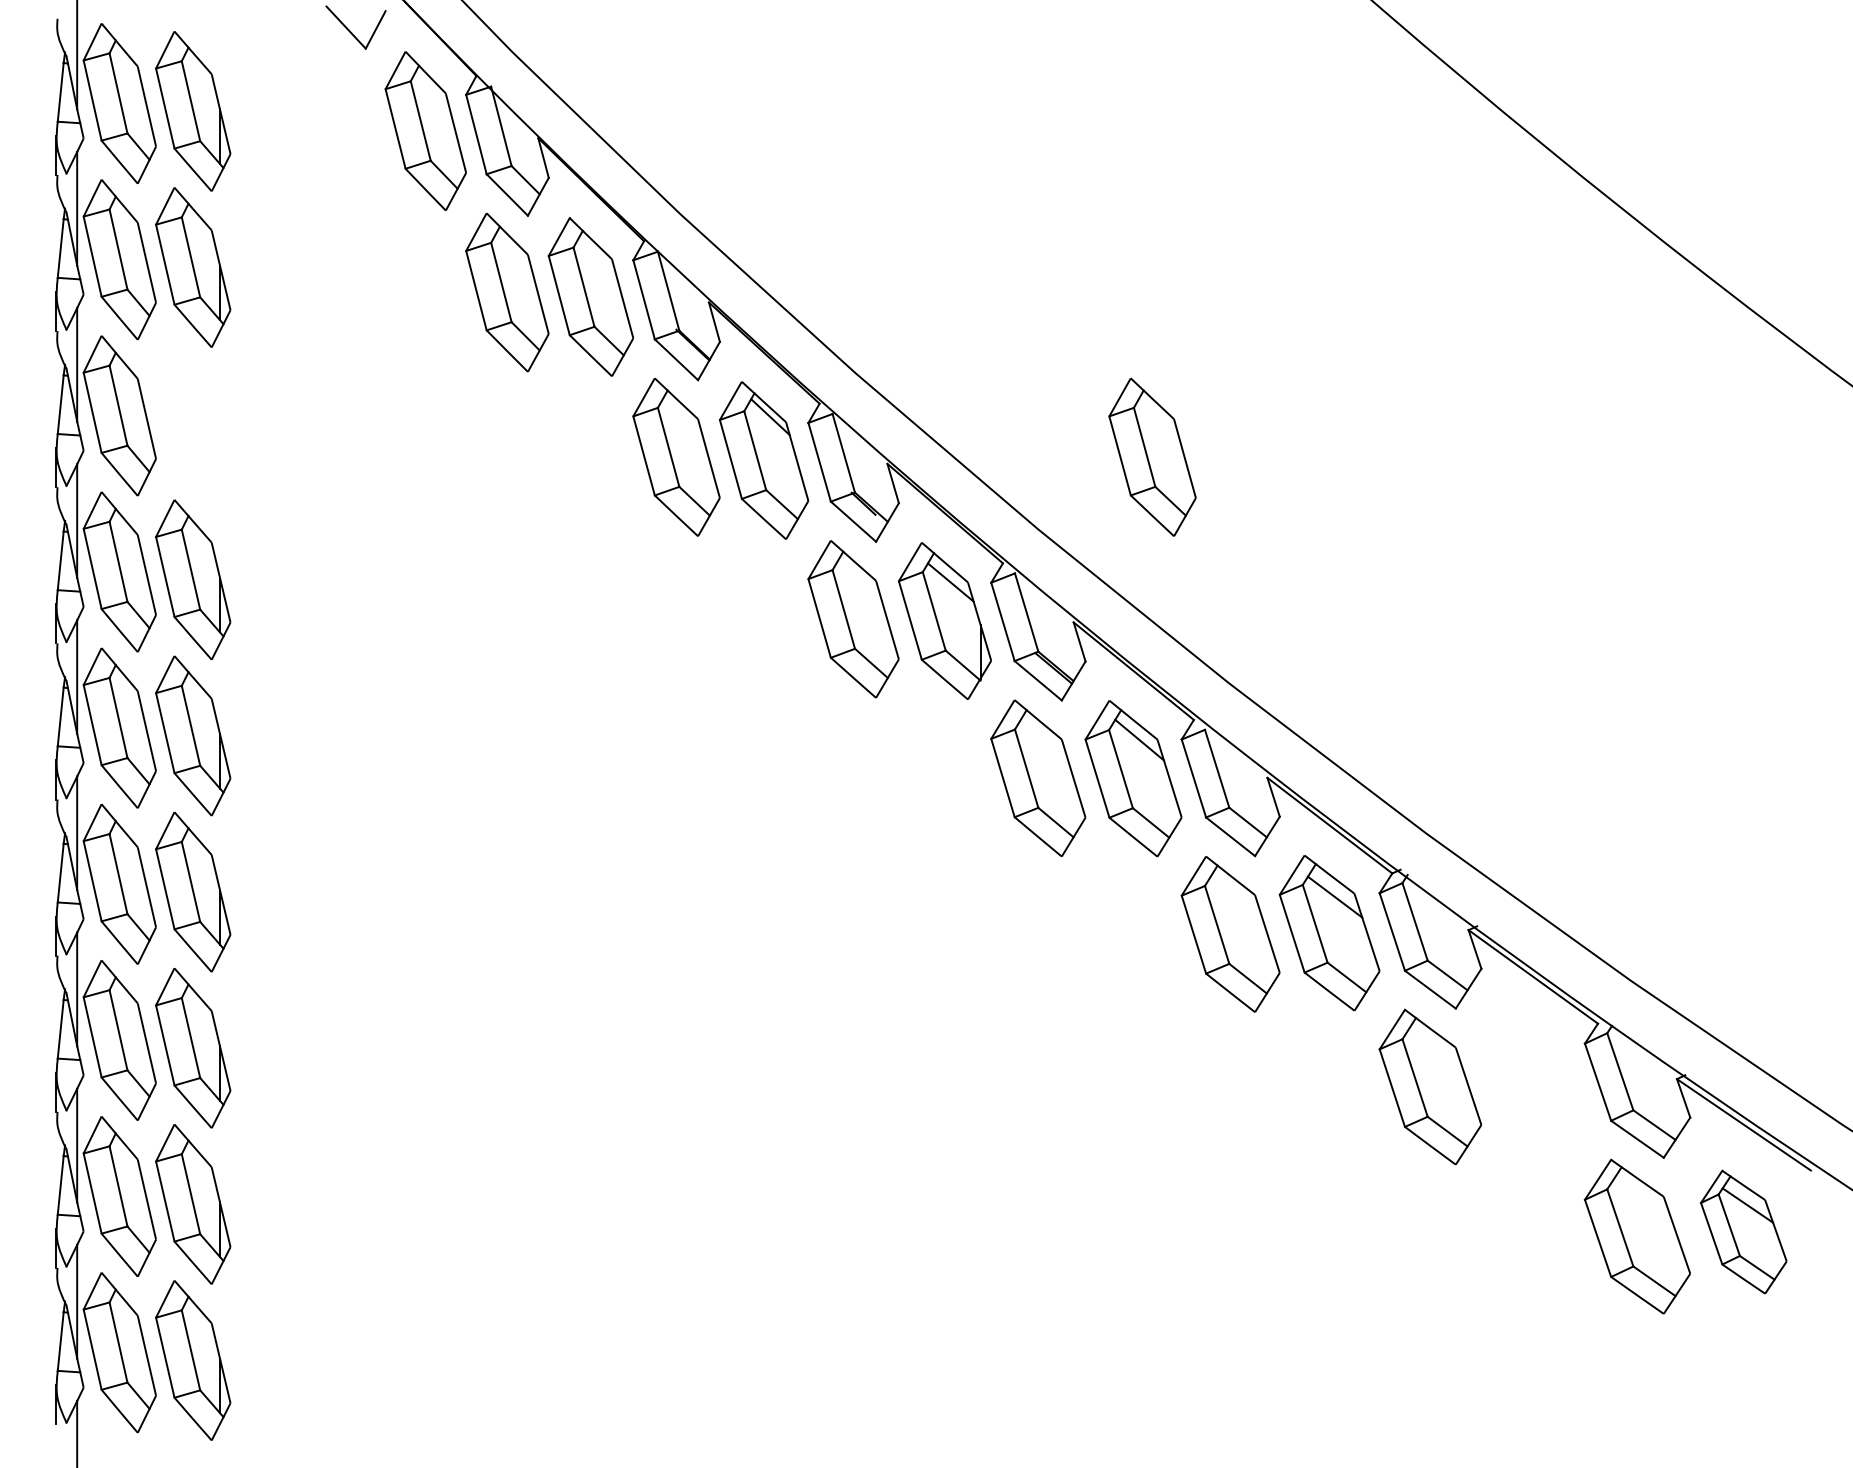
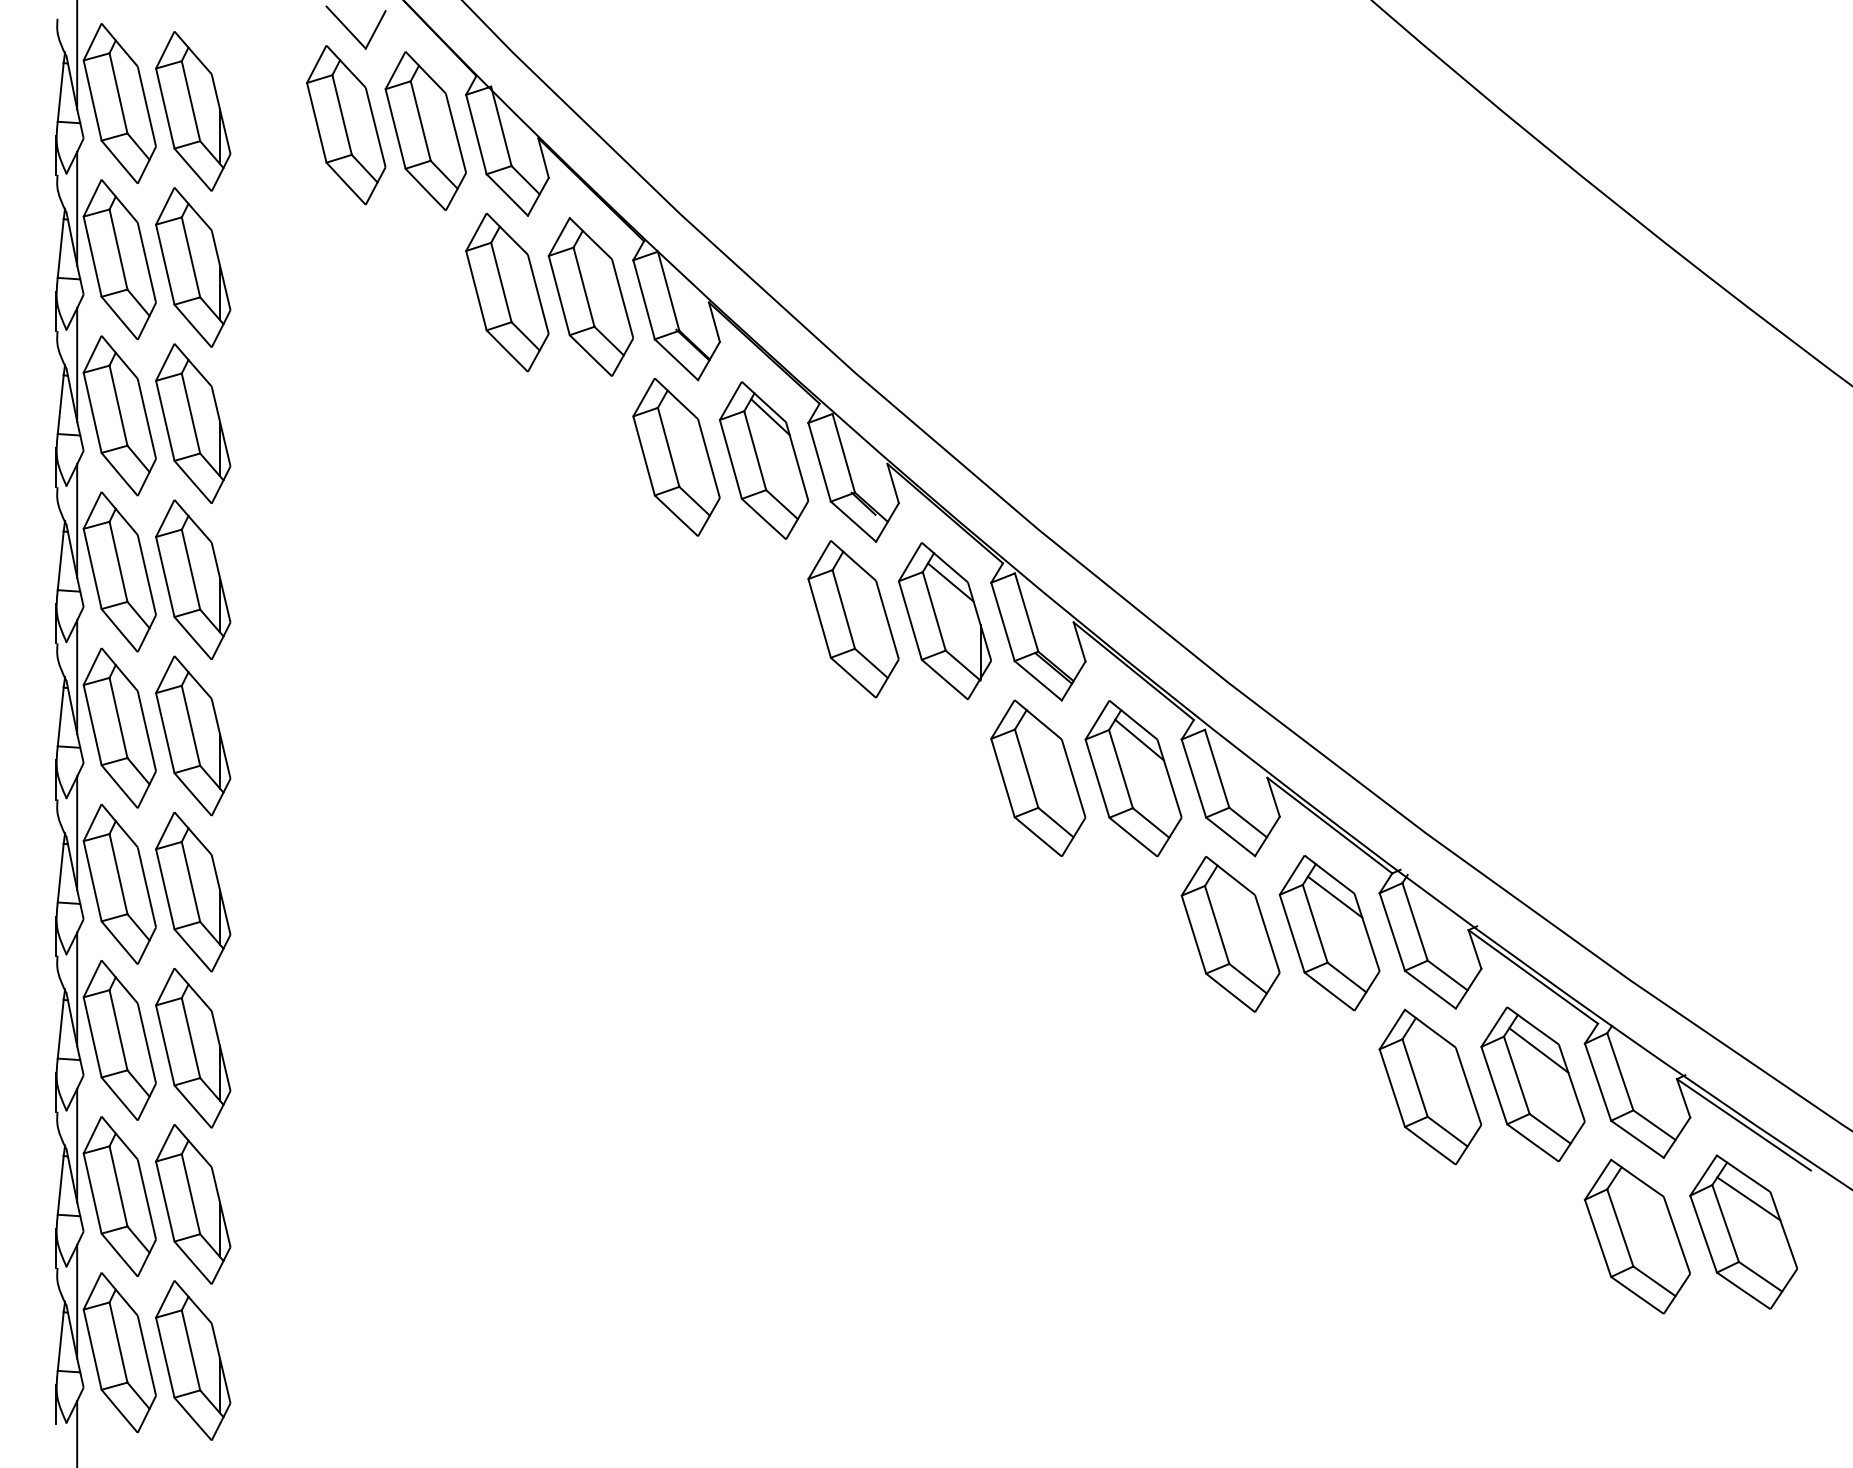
part: none -> present (346, 125)
part: none -> present (193, 423)
part: present -> none (1152, 456)
part: none -> present (1532, 1084)
part size: 88x126 px -> 110x156 px (1743, 1231)
